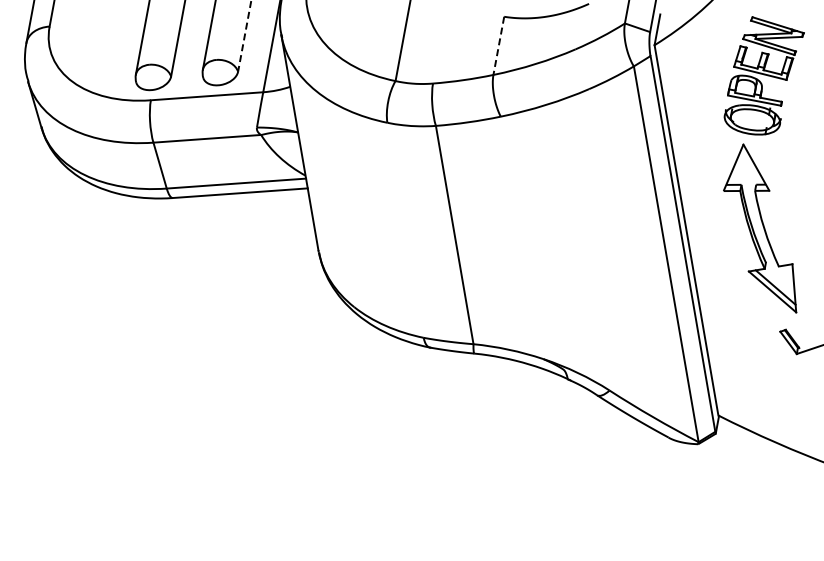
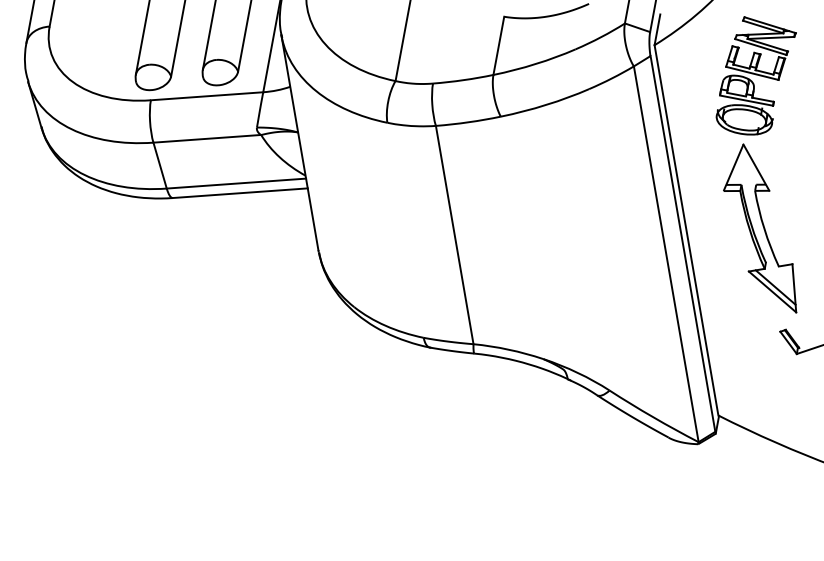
line: dashed -> solid (244, 36)
line: dashed -> solid (498, 45)
part position: (763, 75) -> (755, 75) (755, 75)
